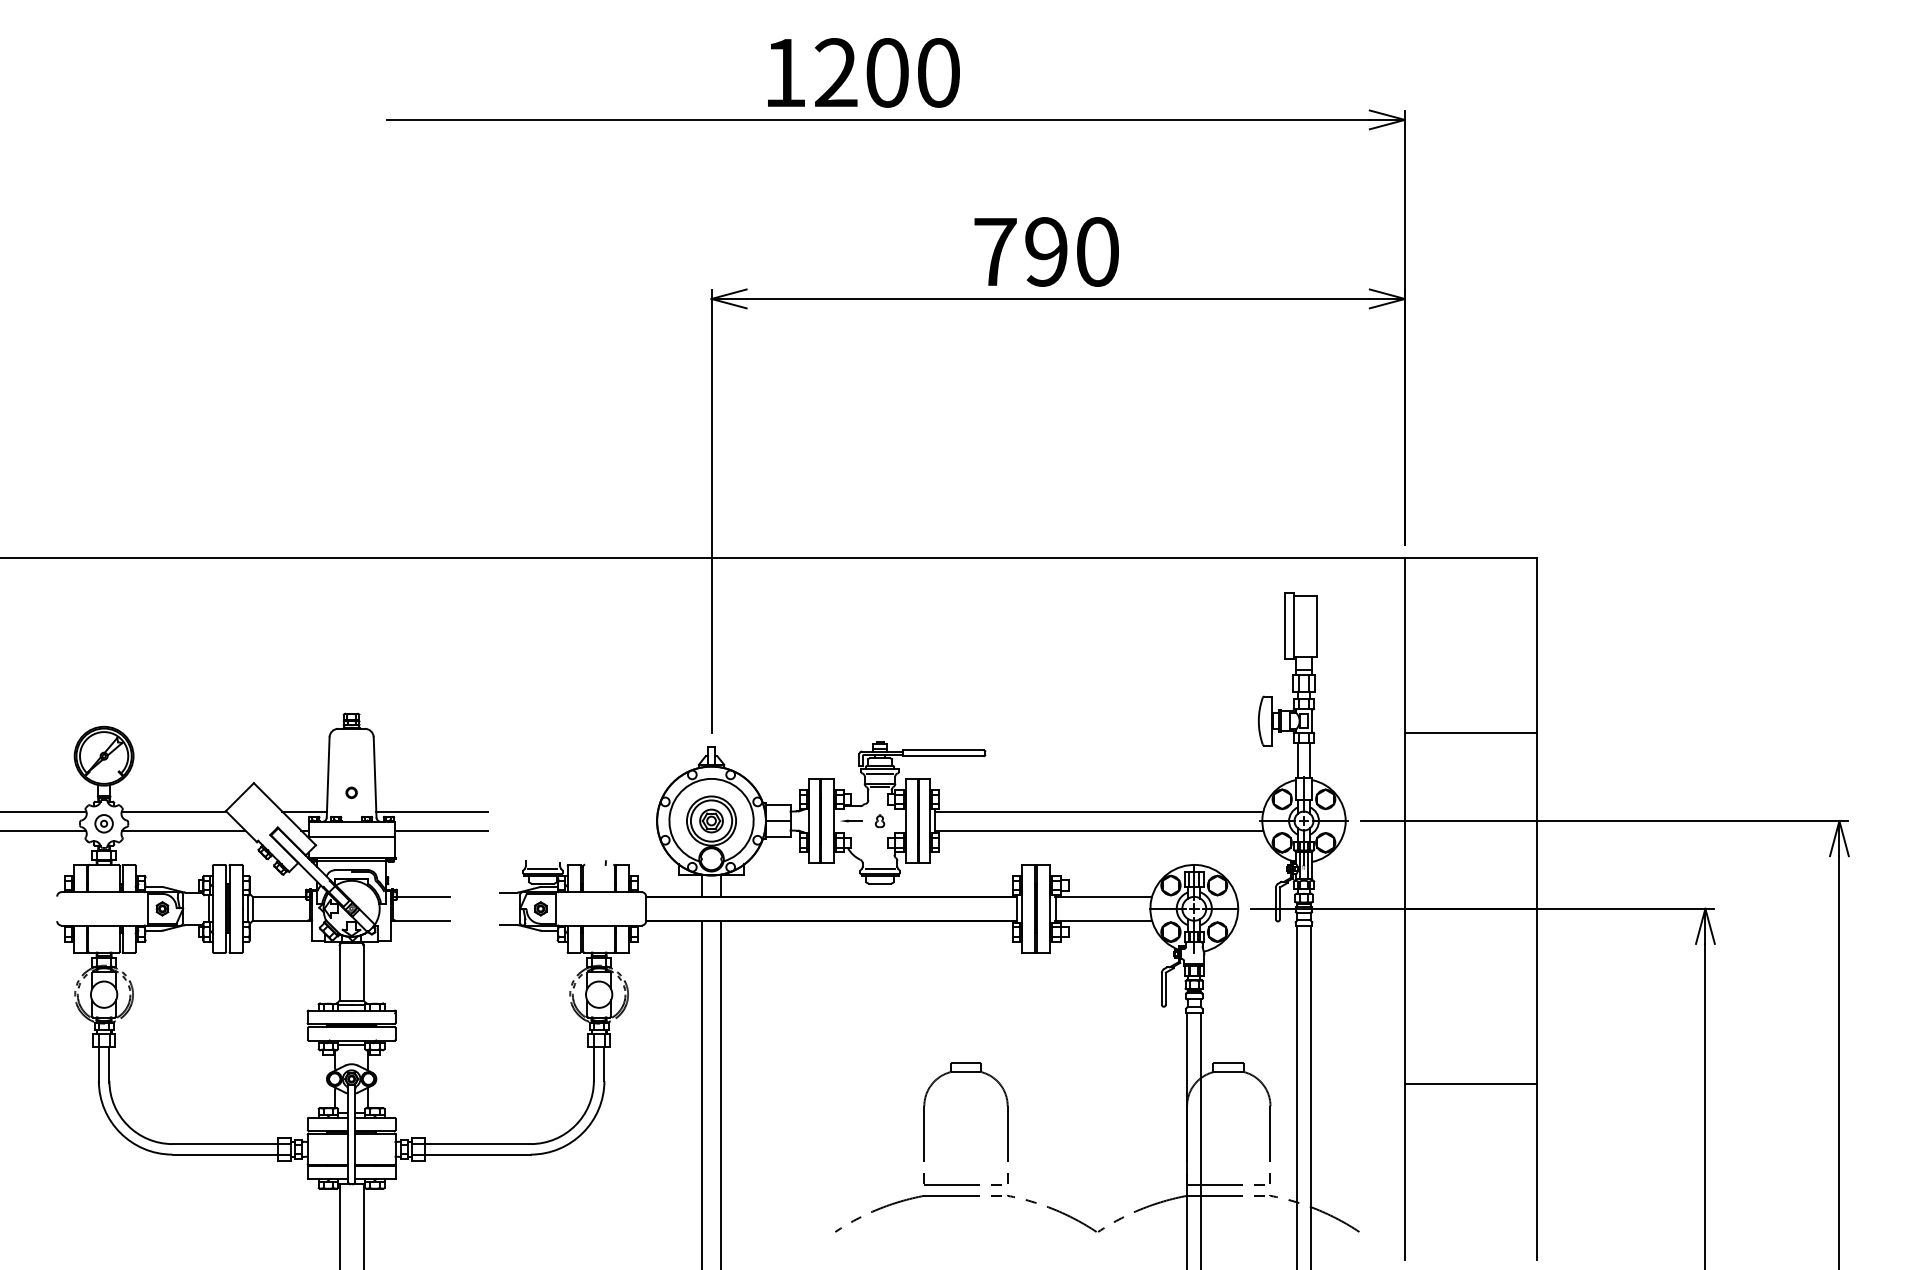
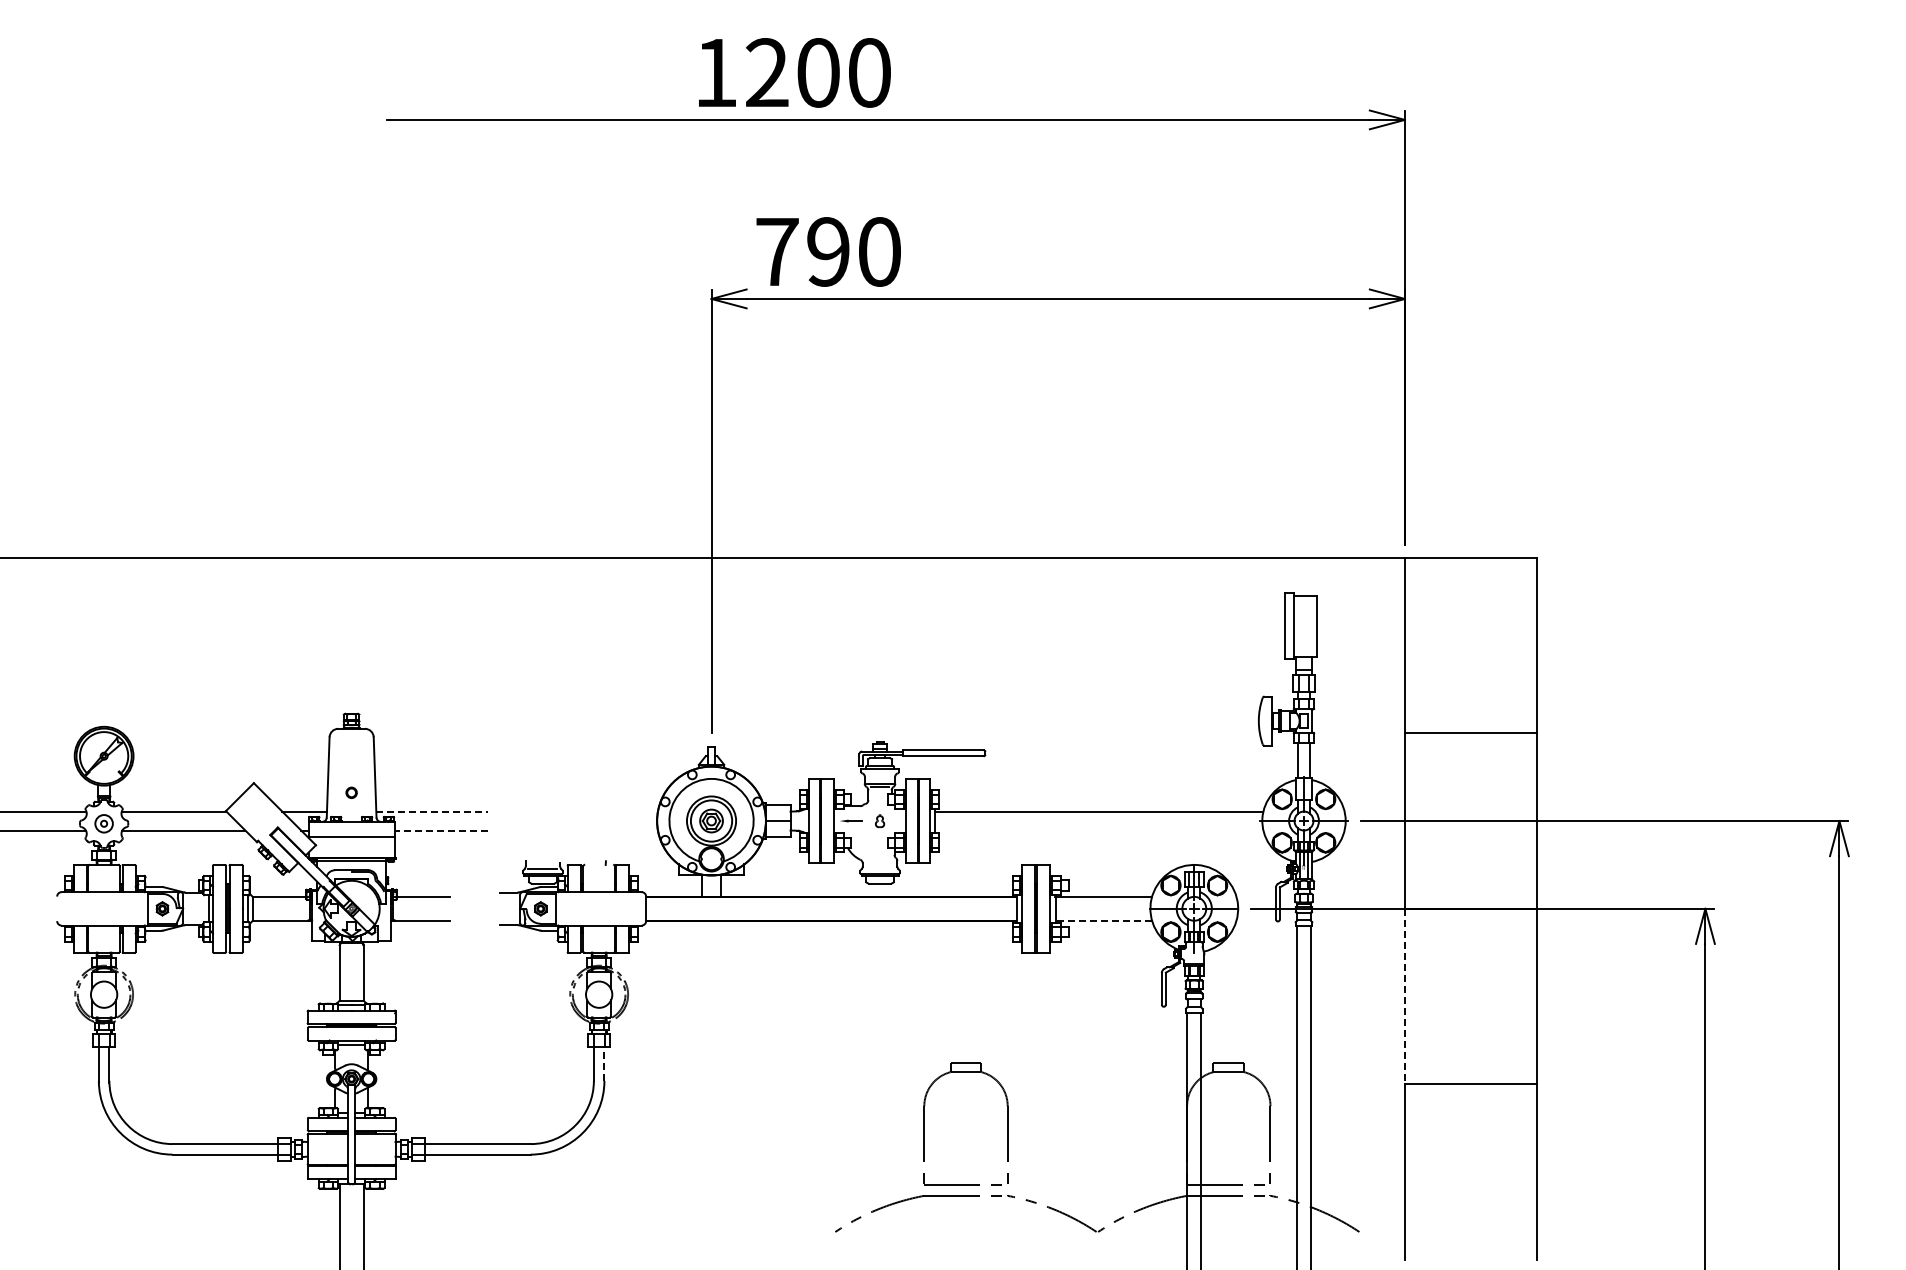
text position: (863, 72) -> (794, 72) (794, 72)
text position: (1046, 251) -> (828, 251) (828, 251)
line: present -> none (880, 774)
line: solid -> dashed (432, 811)
line: solid -> dashed (441, 830)
line: present -> none (1099, 830)
line: present -> none (879, 869)
line: solid -> dashed (1103, 920)
line: solid -> dashed (1404, 996)
line: solid -> dashed (604, 1063)
line: present -> none (701, 1093)
line: present -> none (721, 1093)
